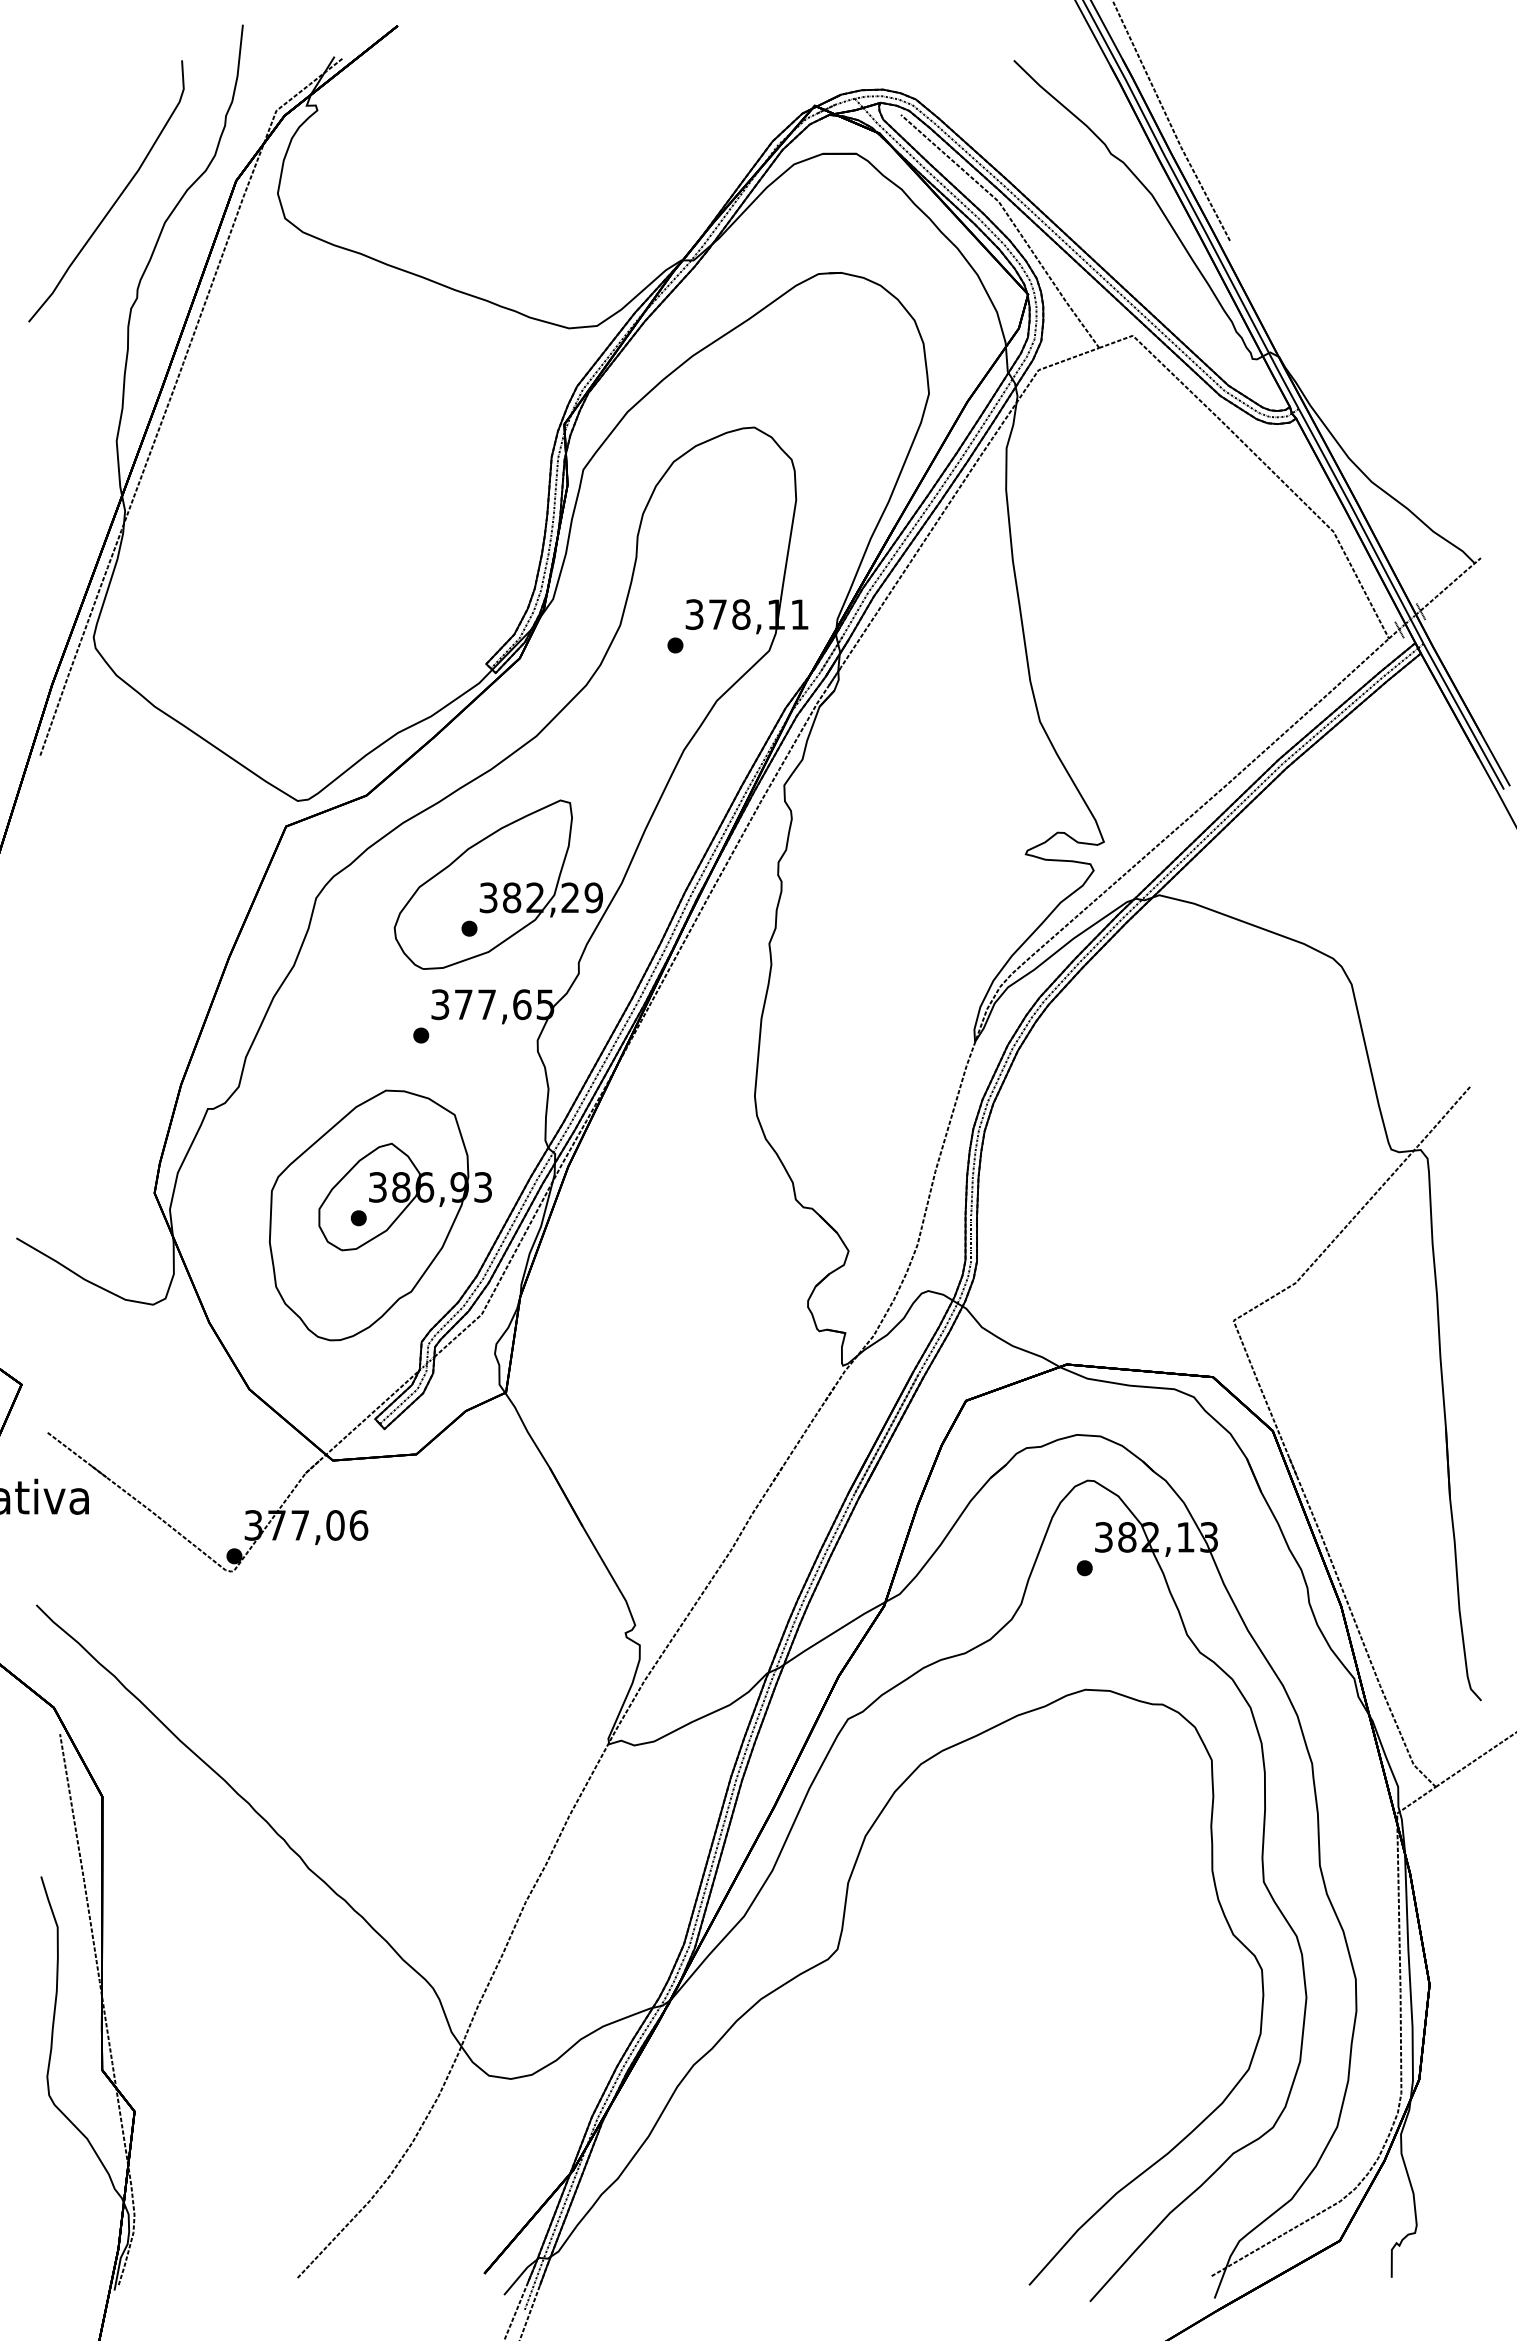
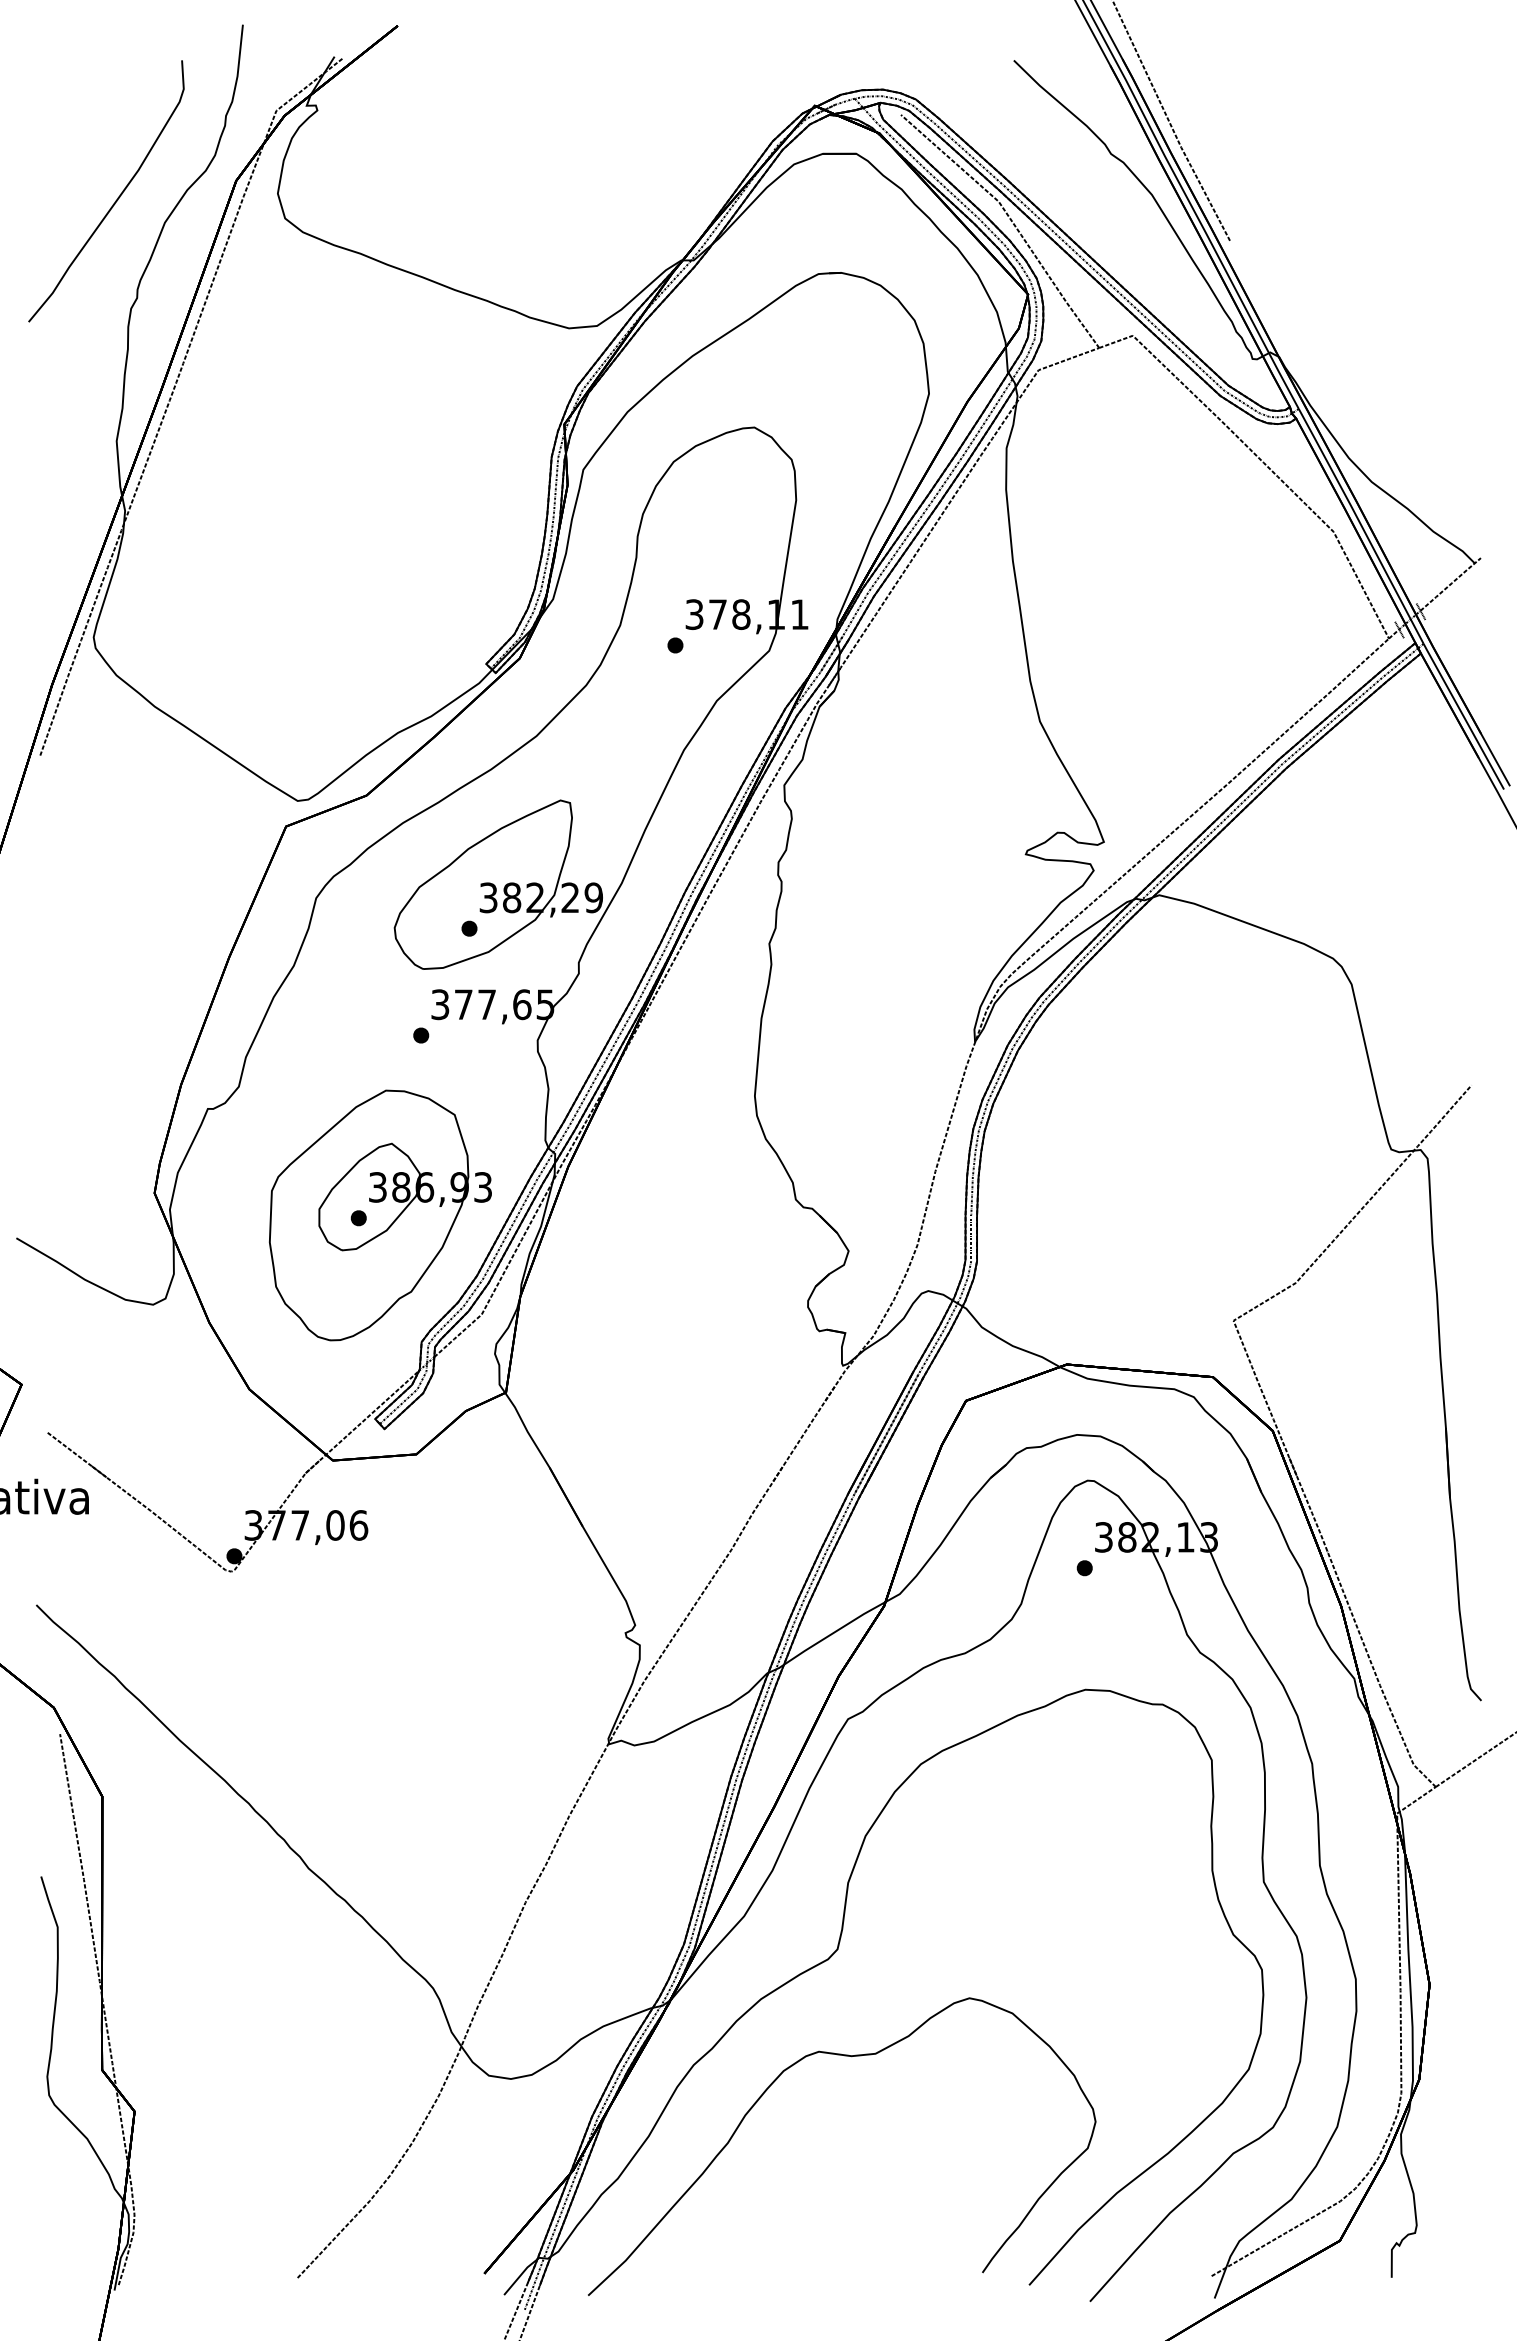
curve: none -> present (851, 2057)
